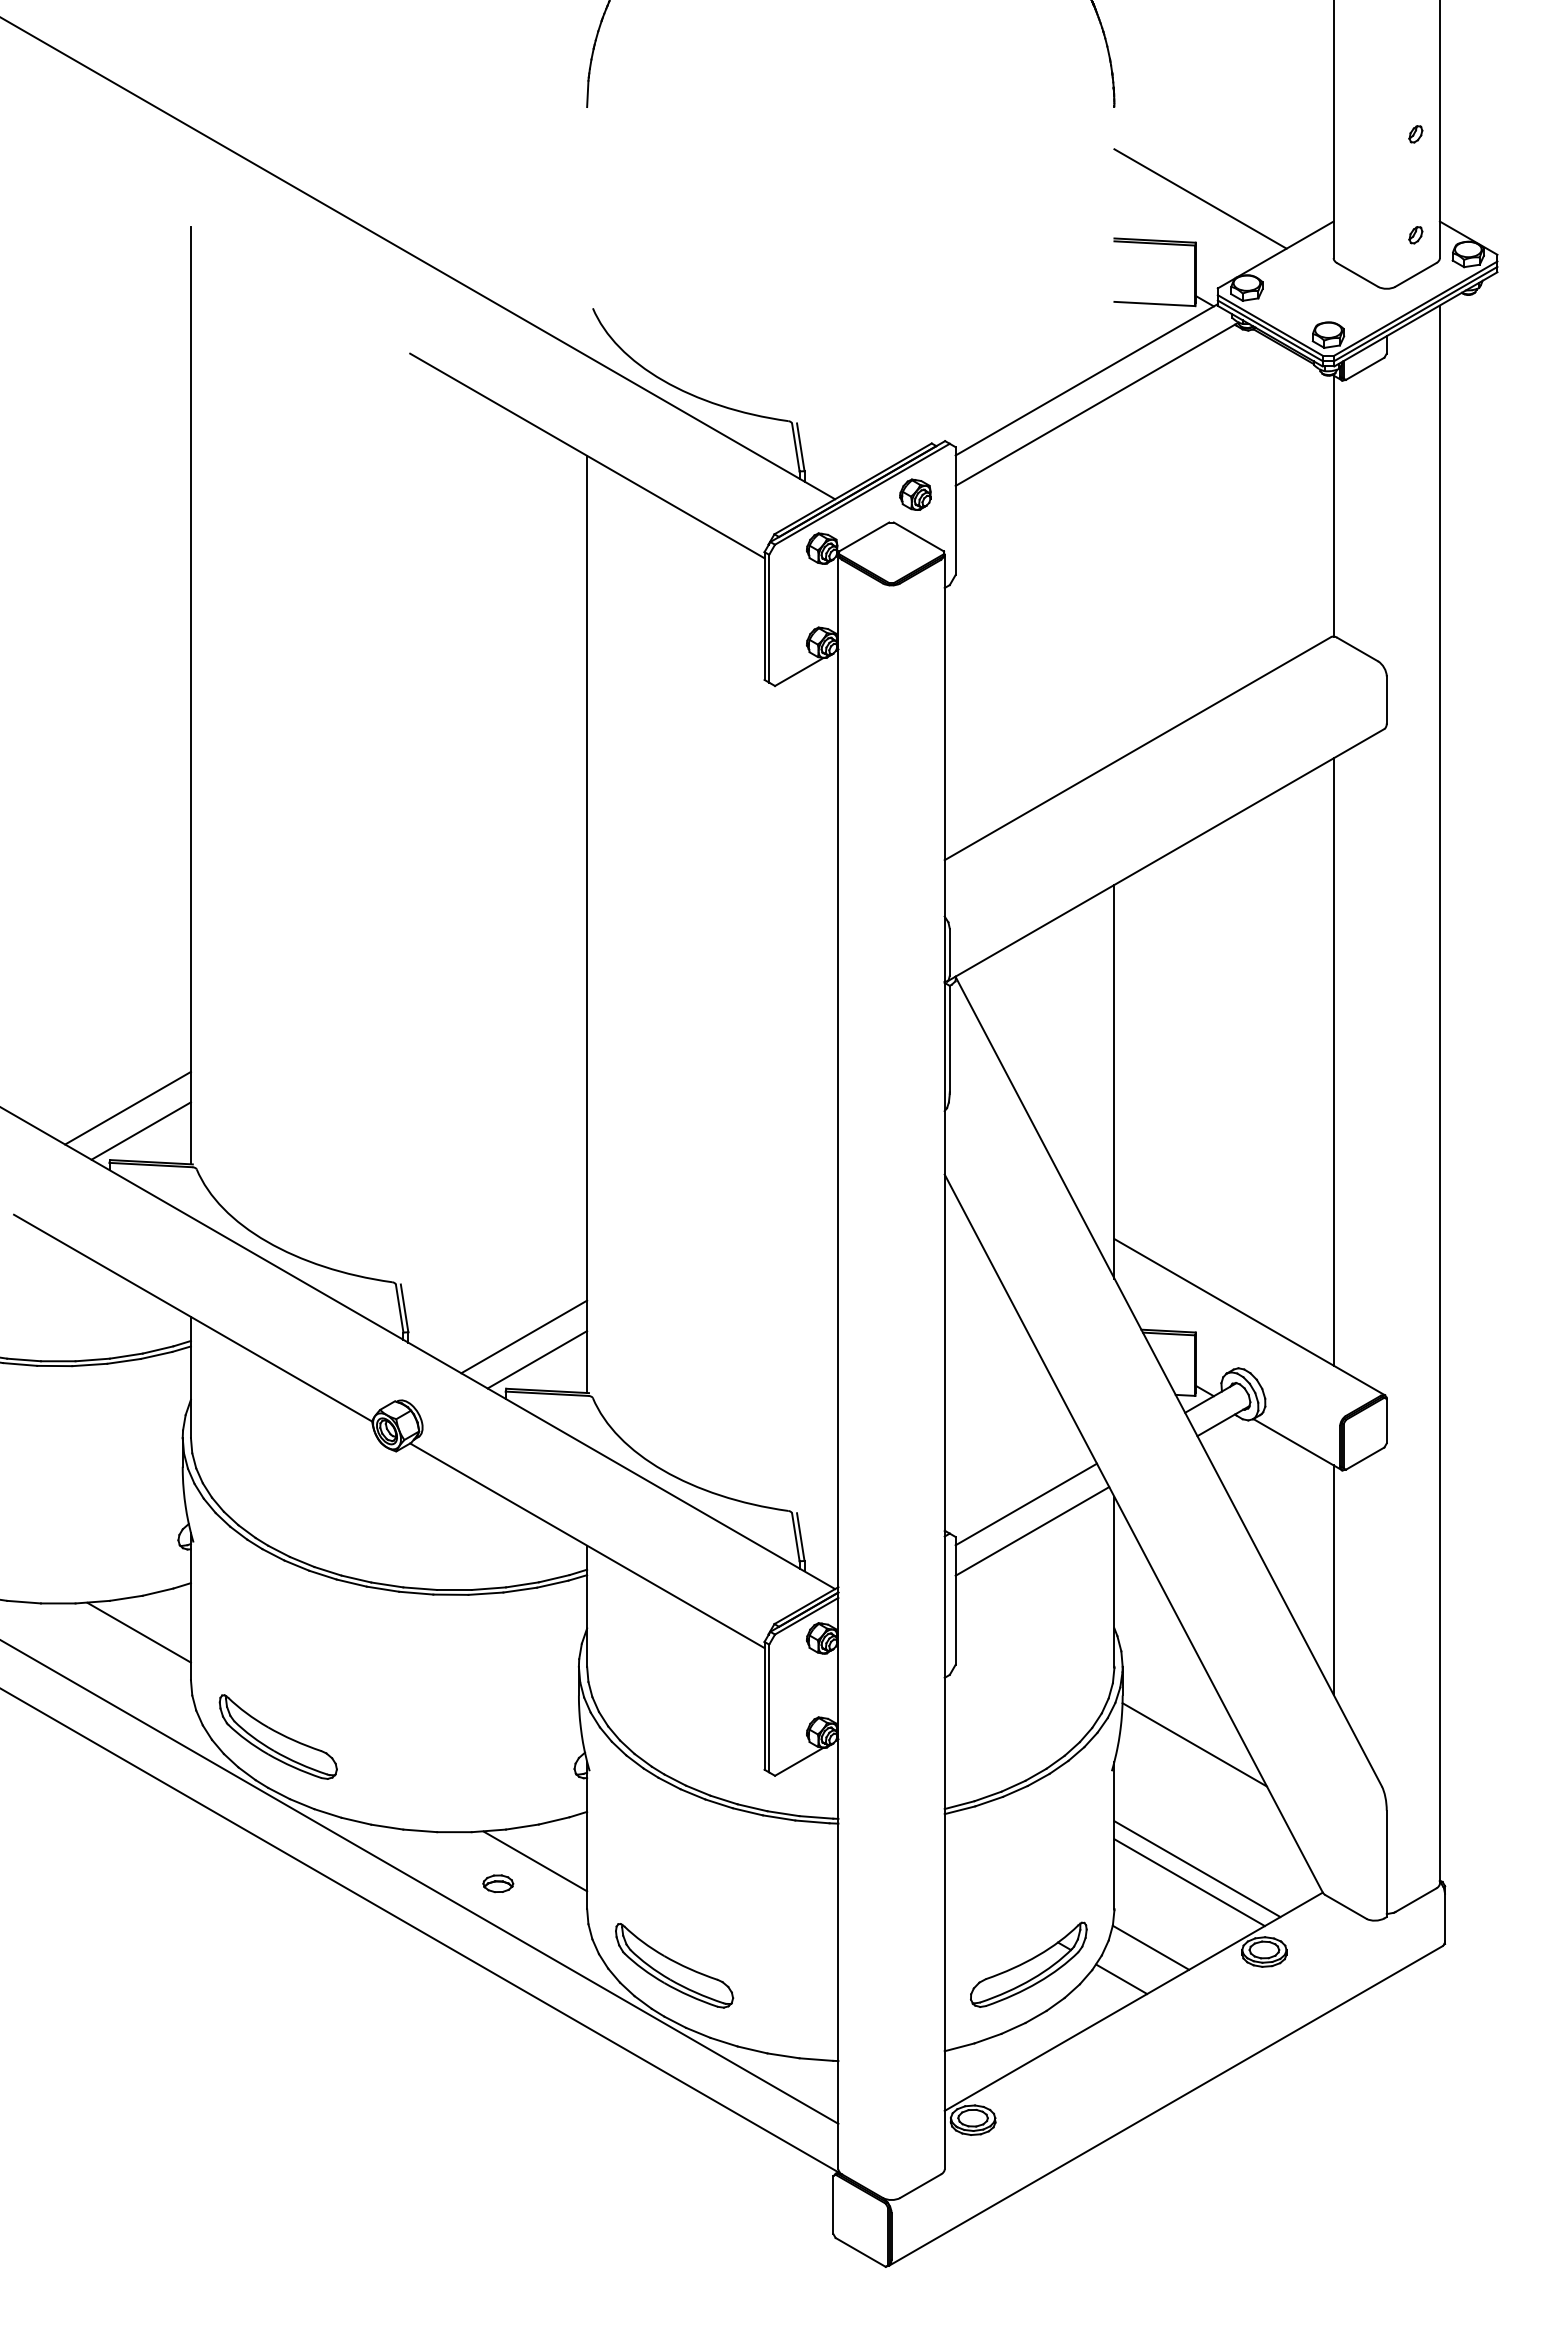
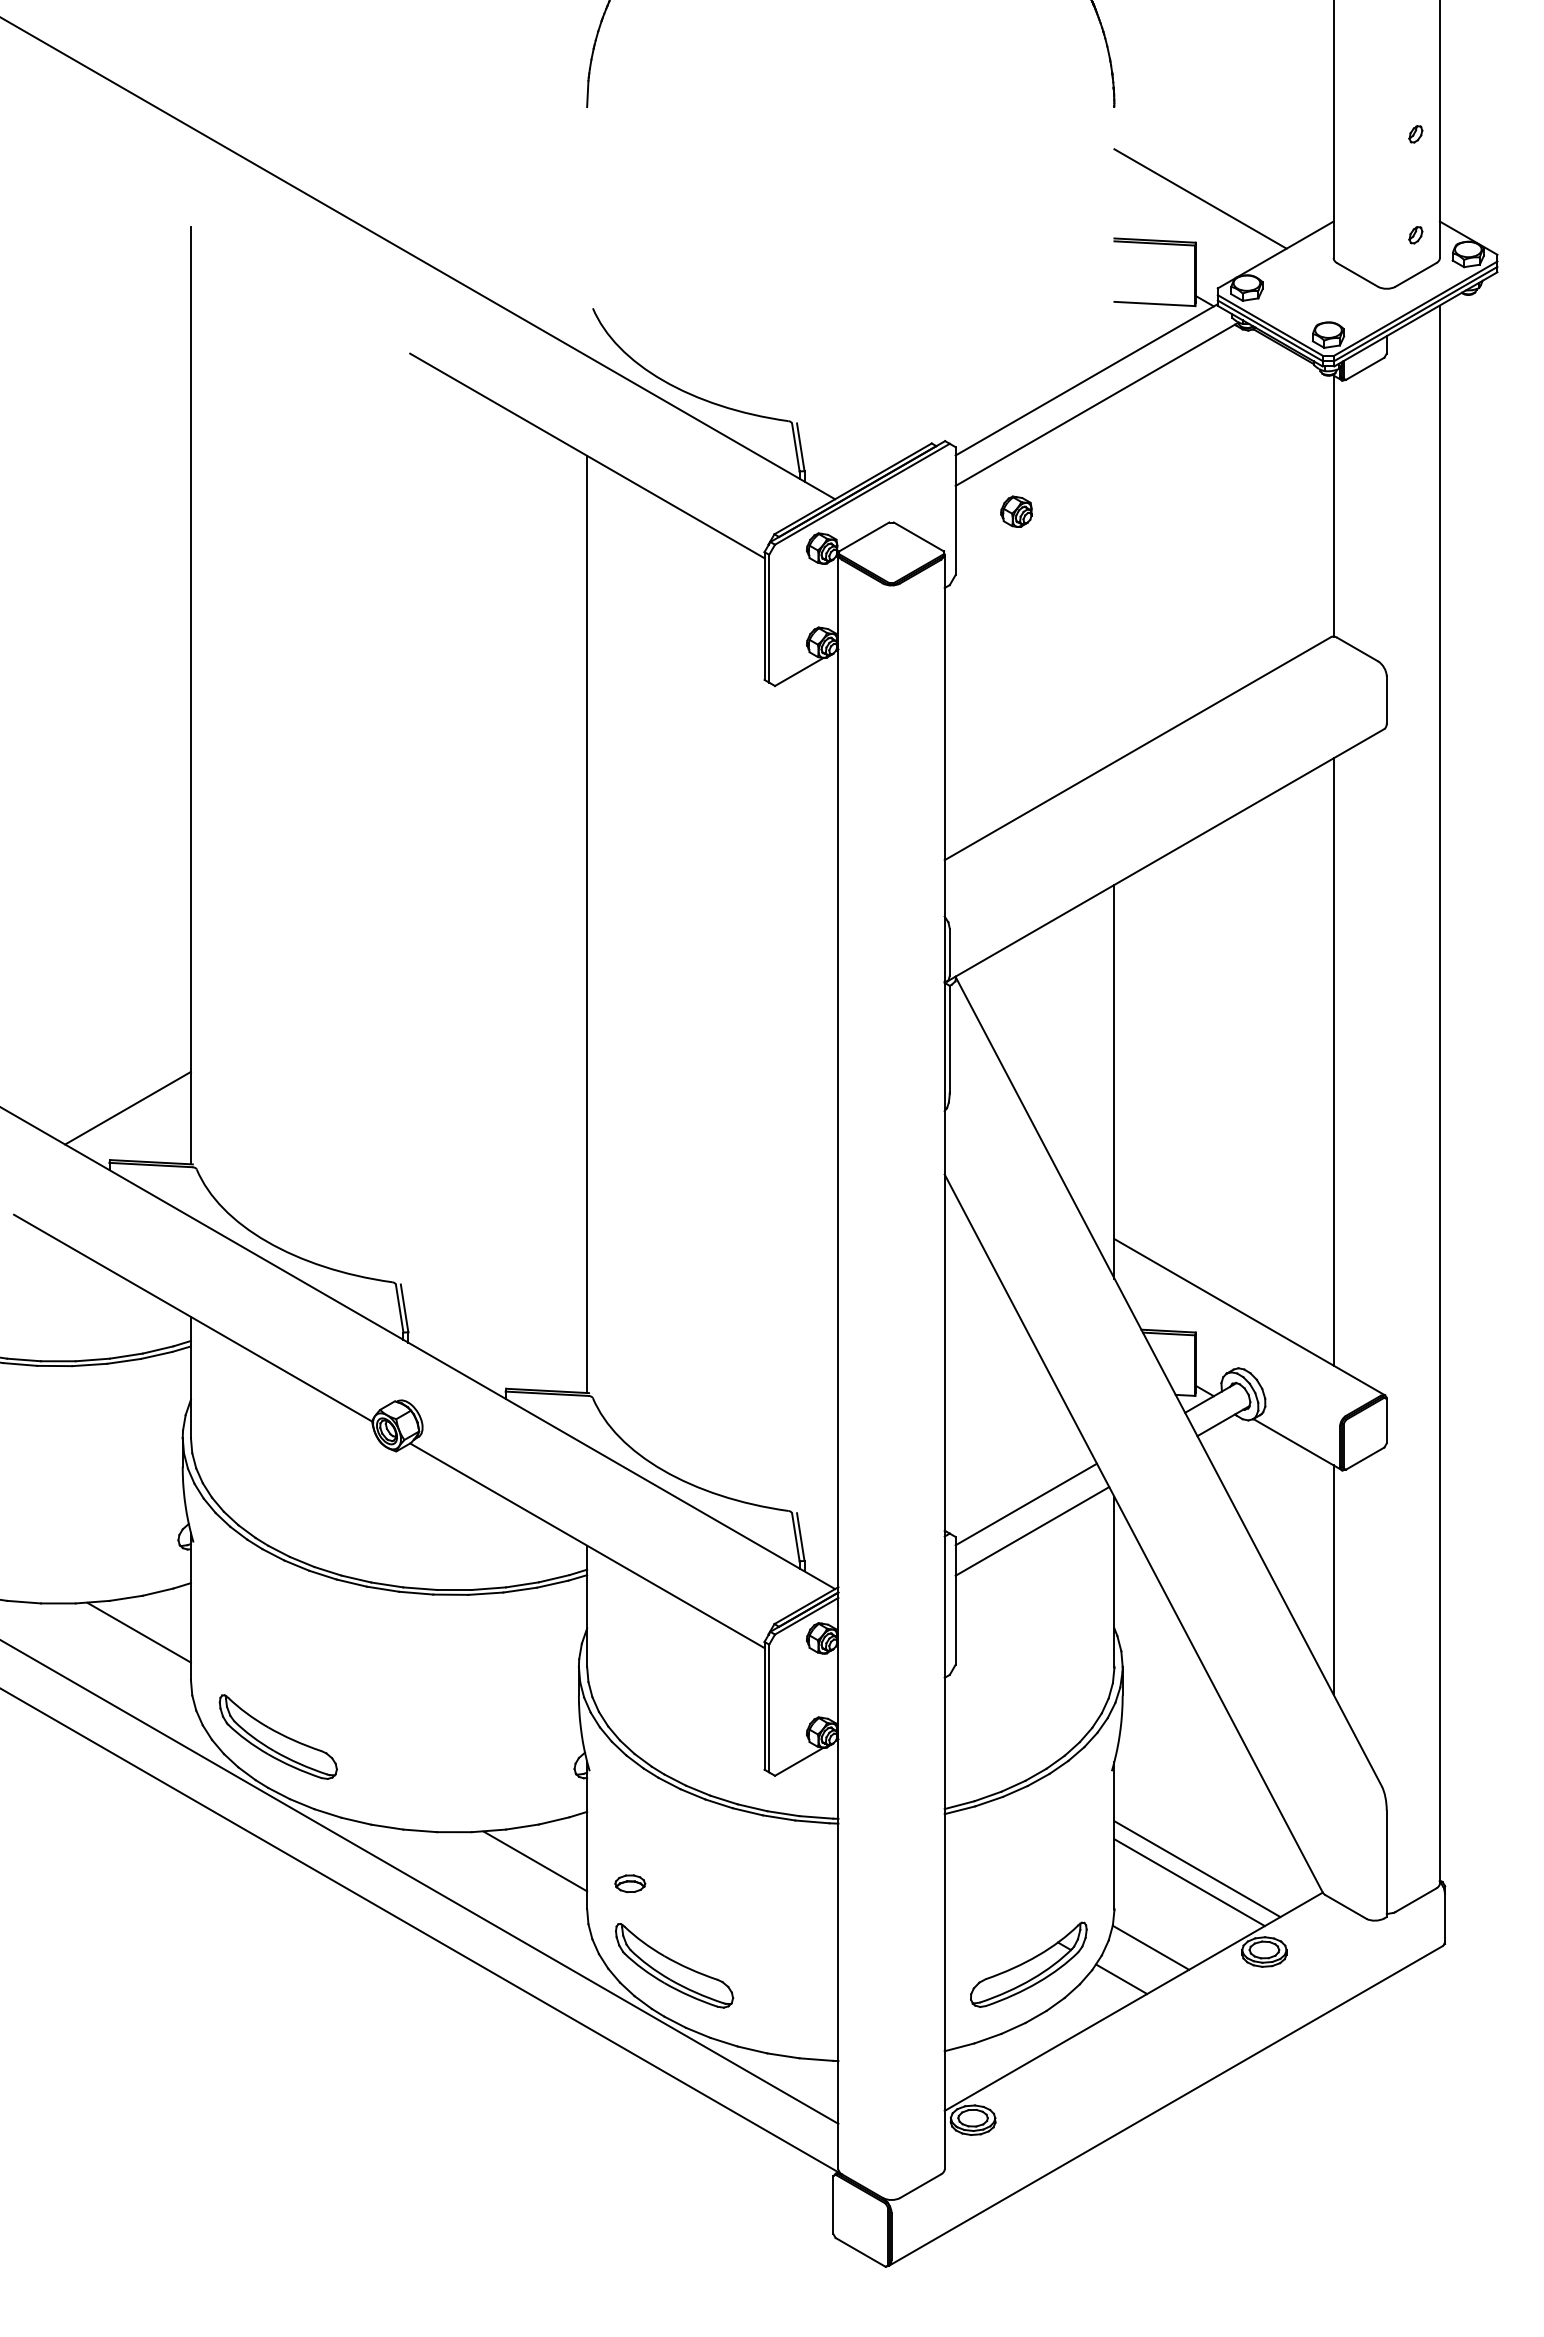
part position: (915, 494) -> (1016, 511) (1016, 511)
line: present -> none (140, 1130)
line: present -> none (524, 1336)
line: present -> none (537, 1359)
line: present -> none (1194, 1744)
part position: (498, 1883) -> (630, 1883) (630, 1883)
